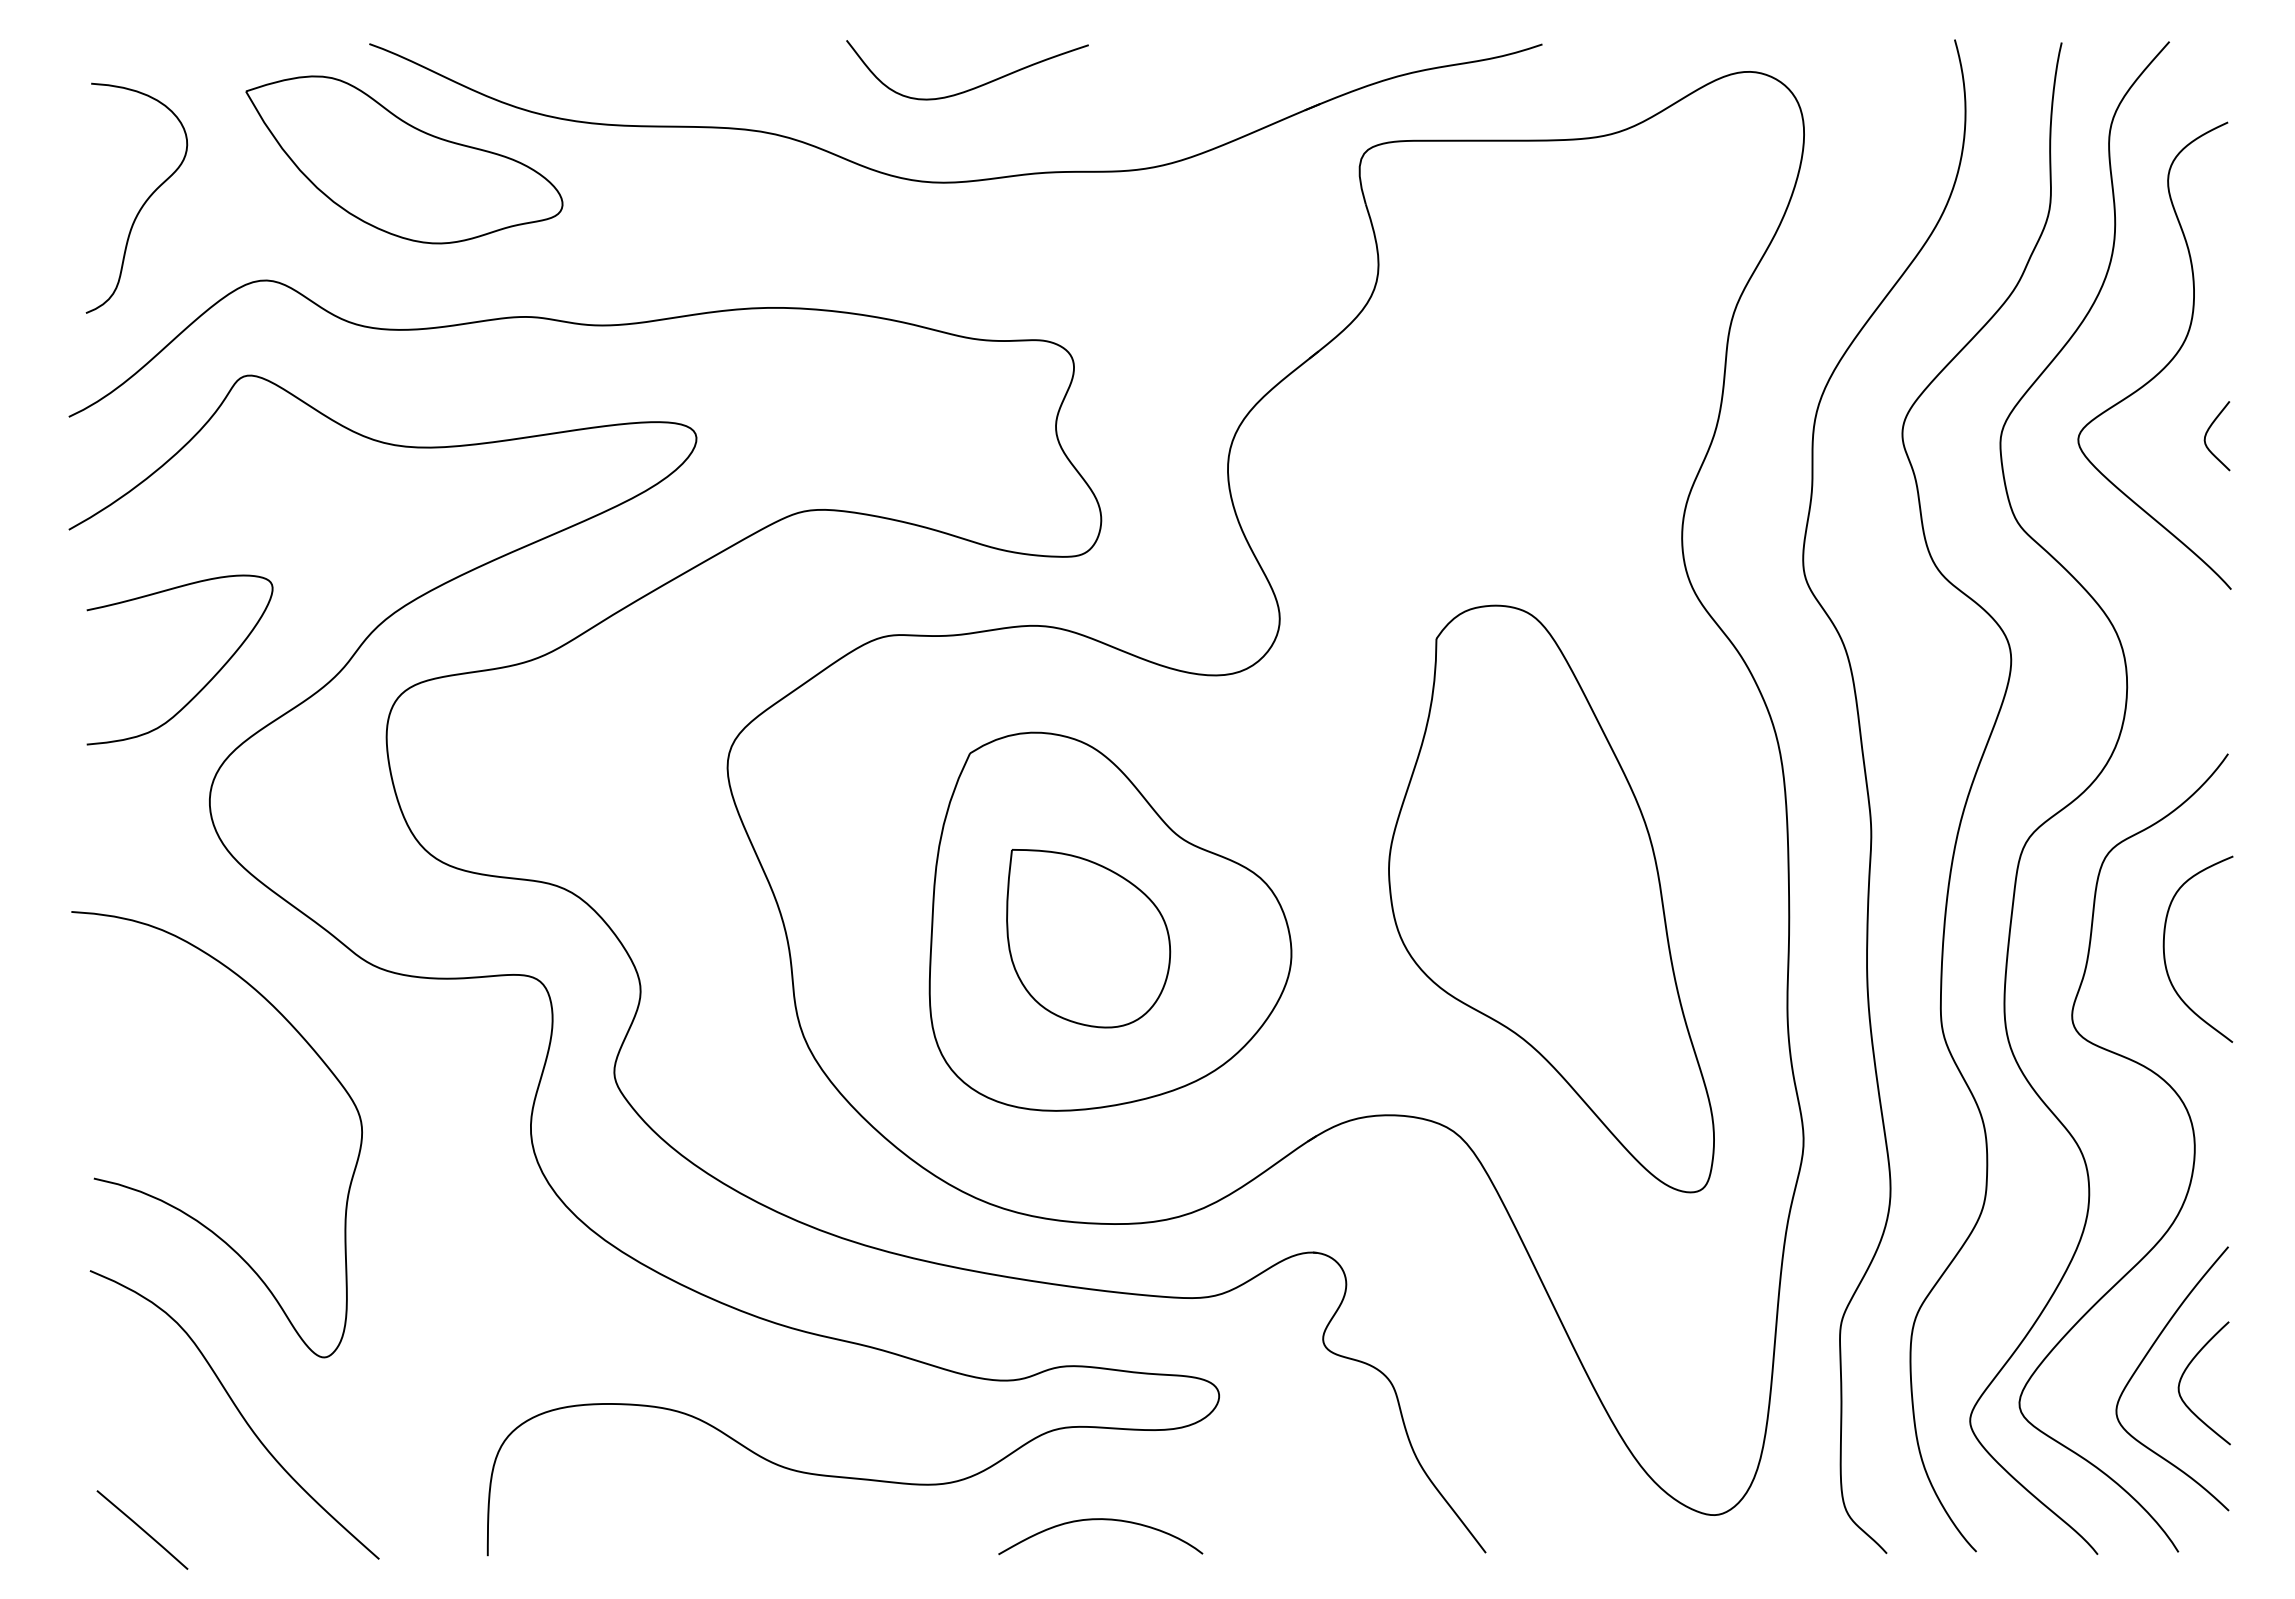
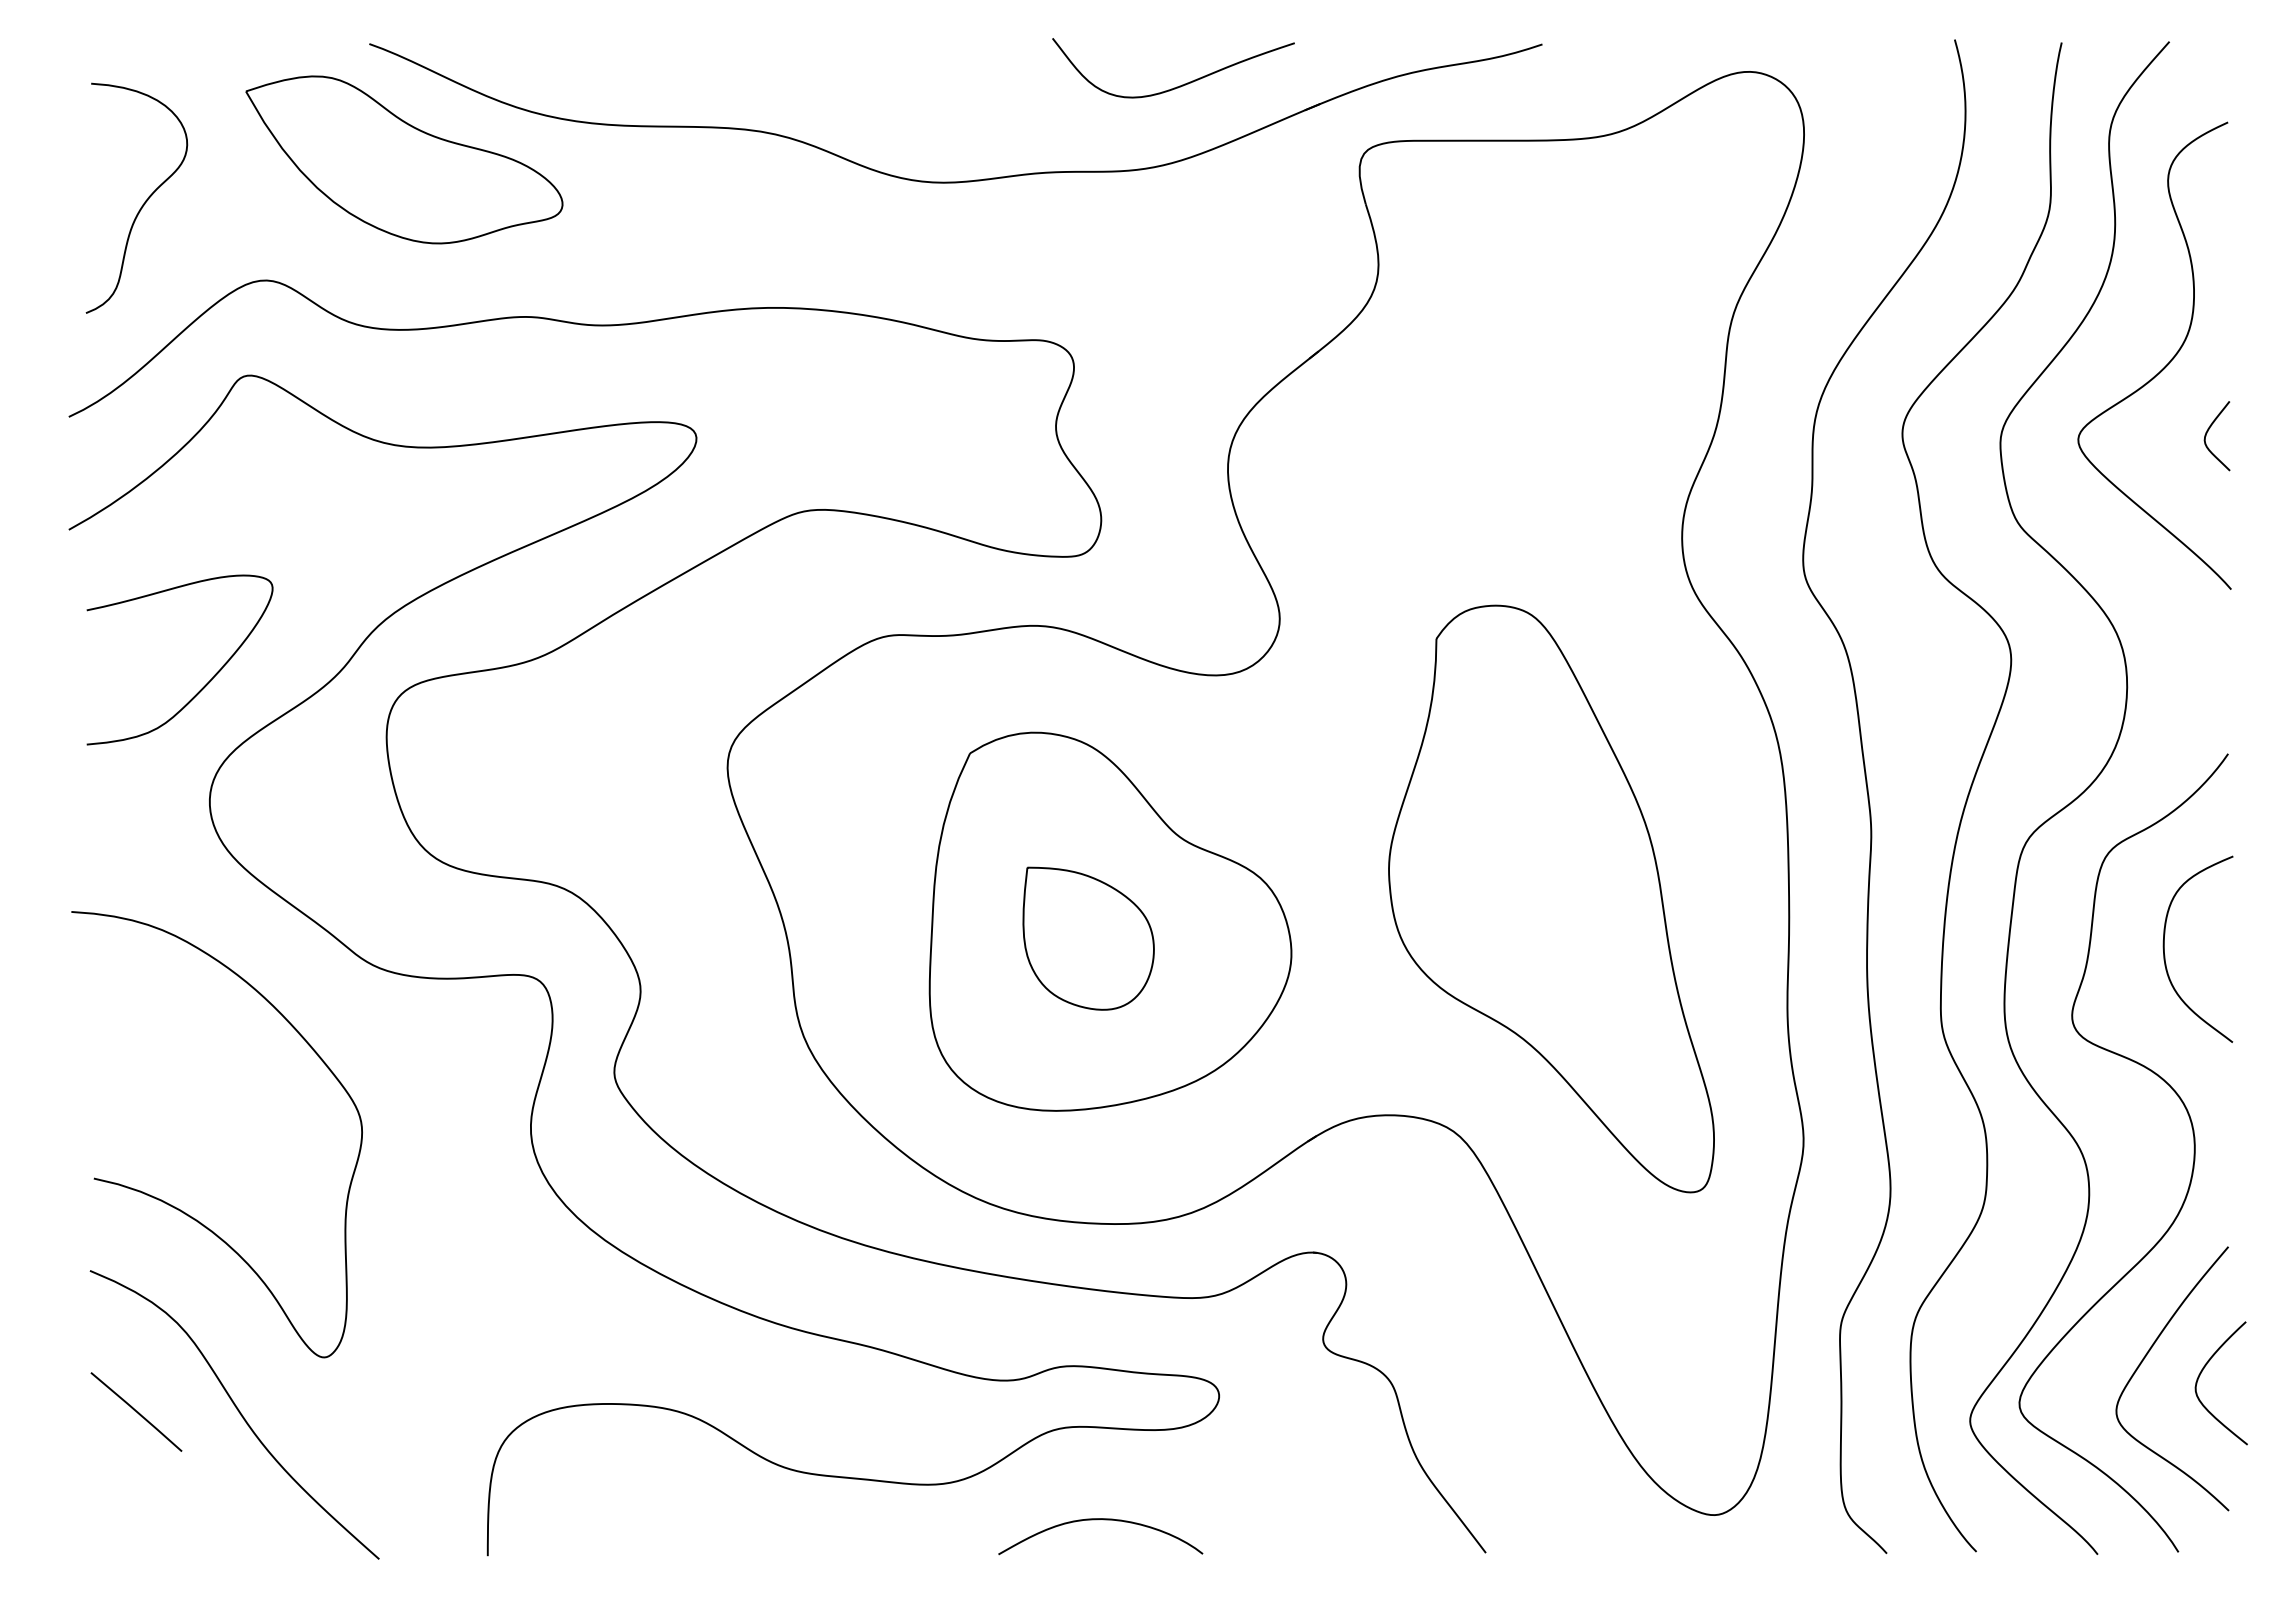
curve position: (973, 87) -> (1179, 85) (1179, 85)
part size: 166x180 px -> 133x145 px (1088, 938)
curve position: (2186, 1370) -> (2203, 1370) (2203, 1370)
line position: (142, 1529) -> (136, 1411) (136, 1411)
